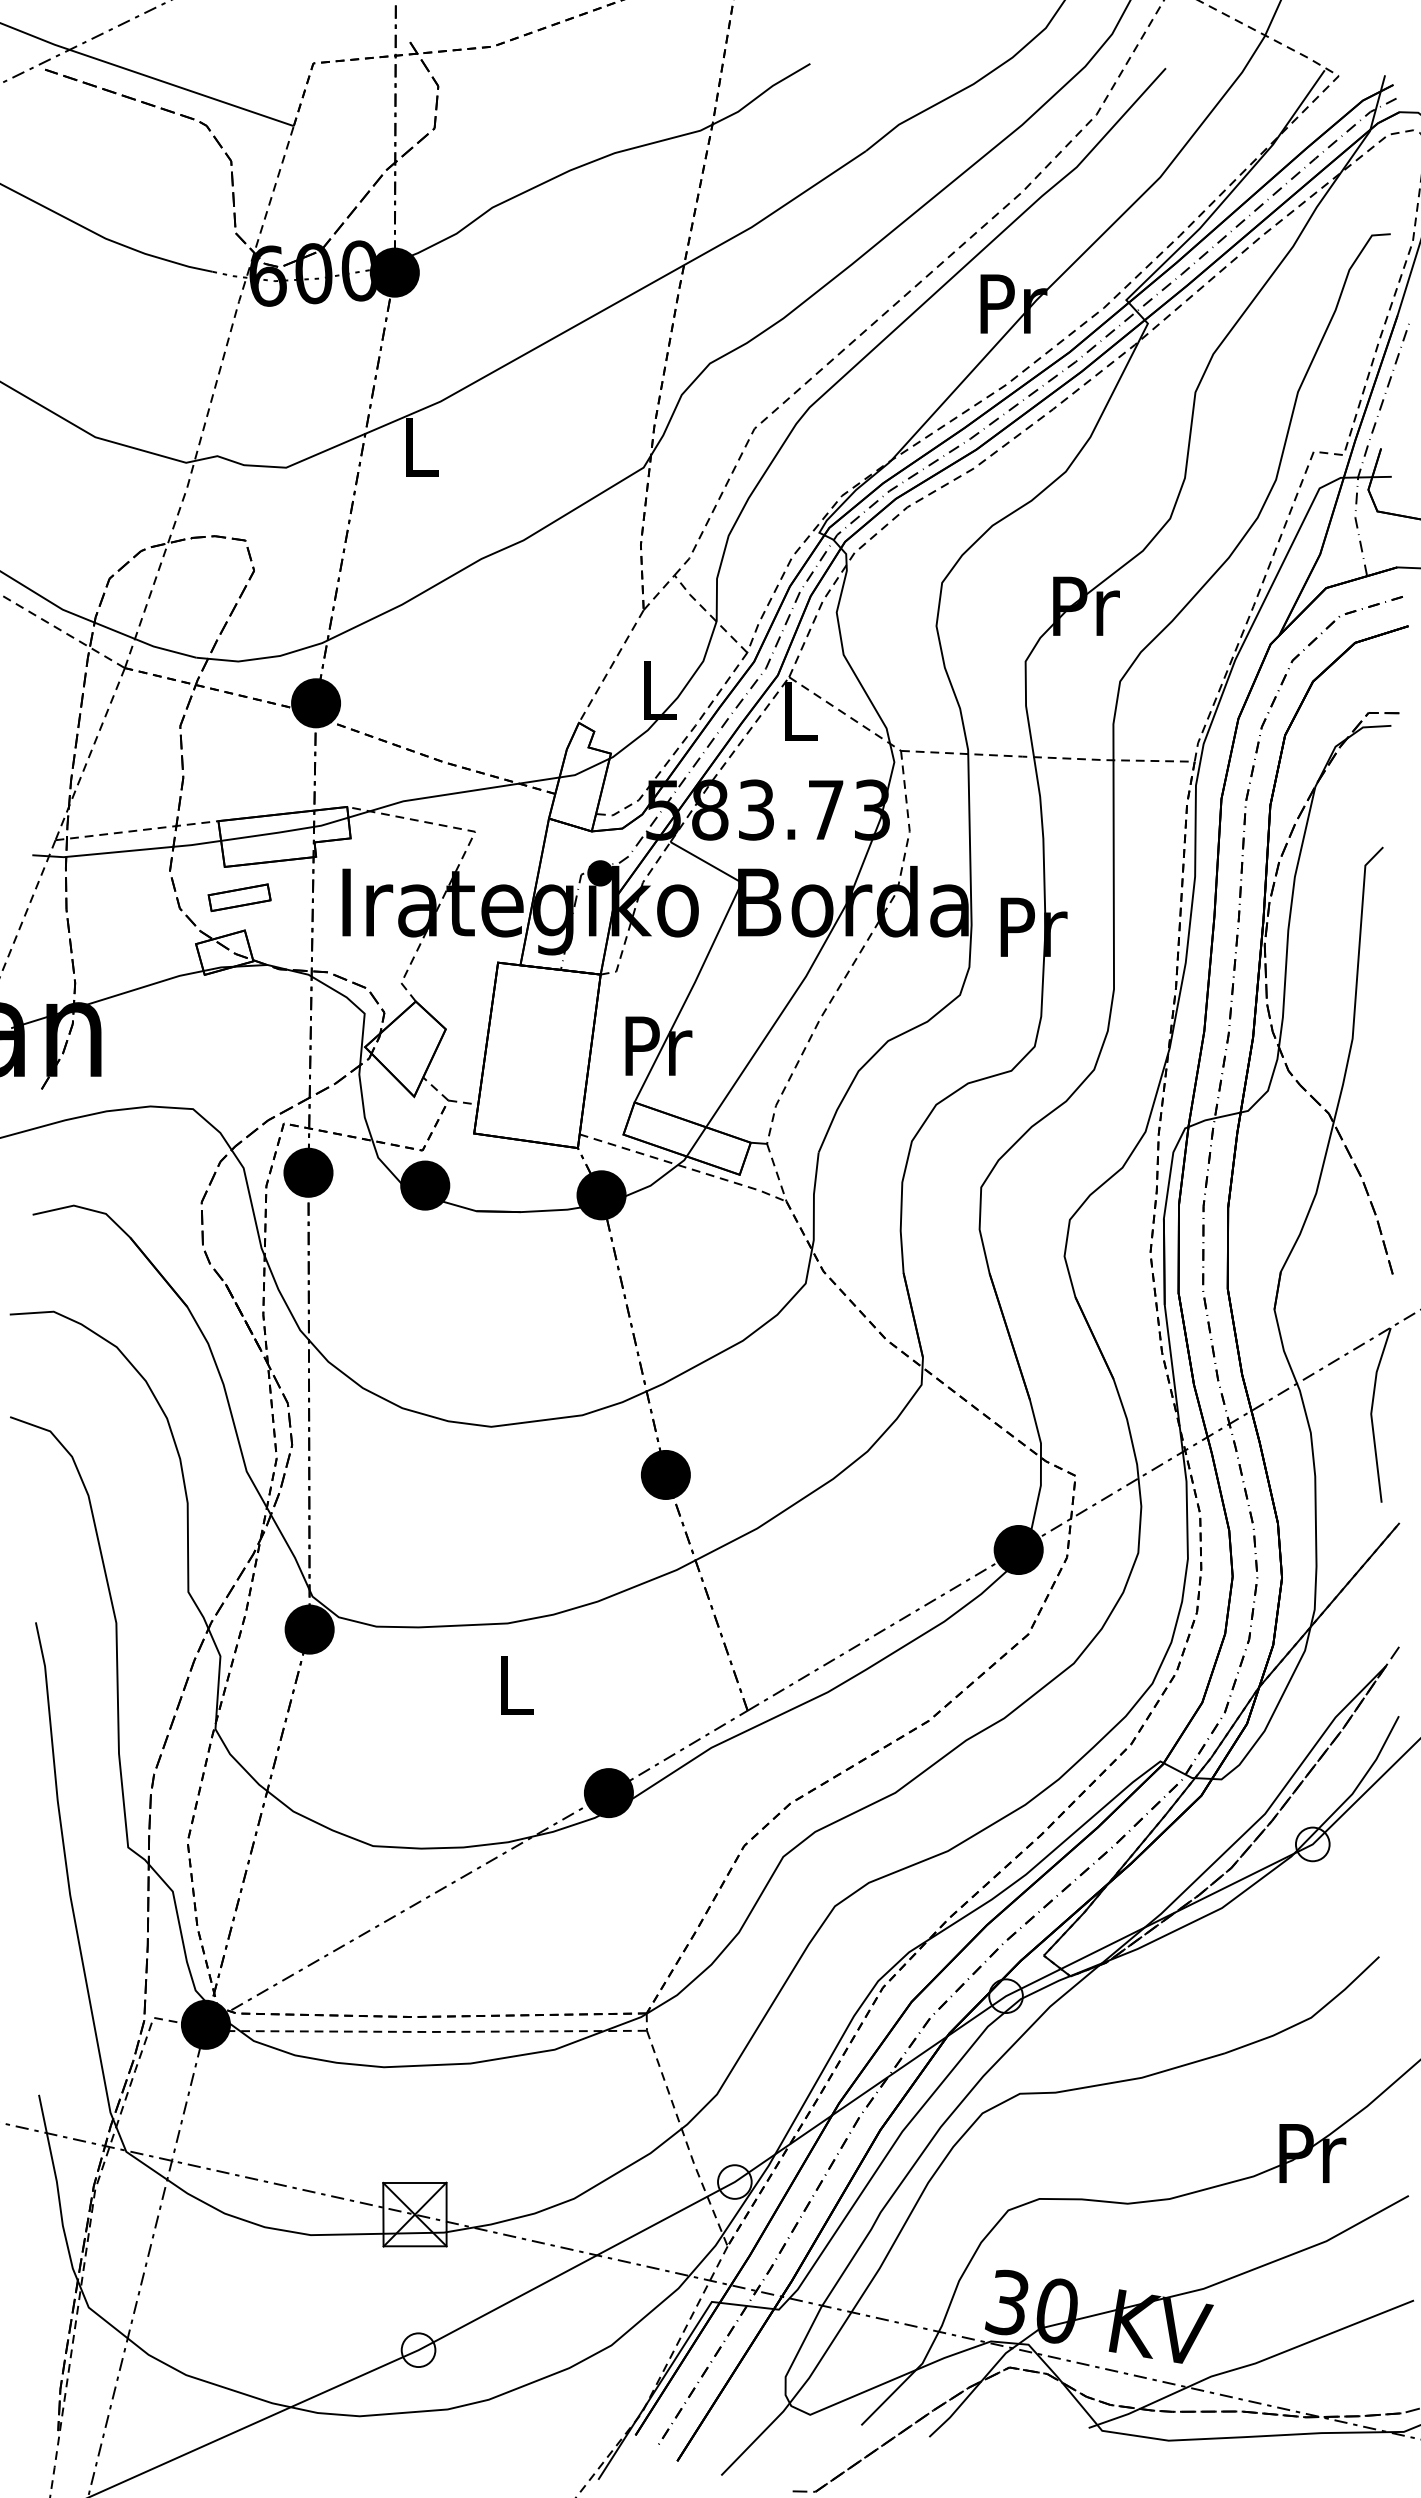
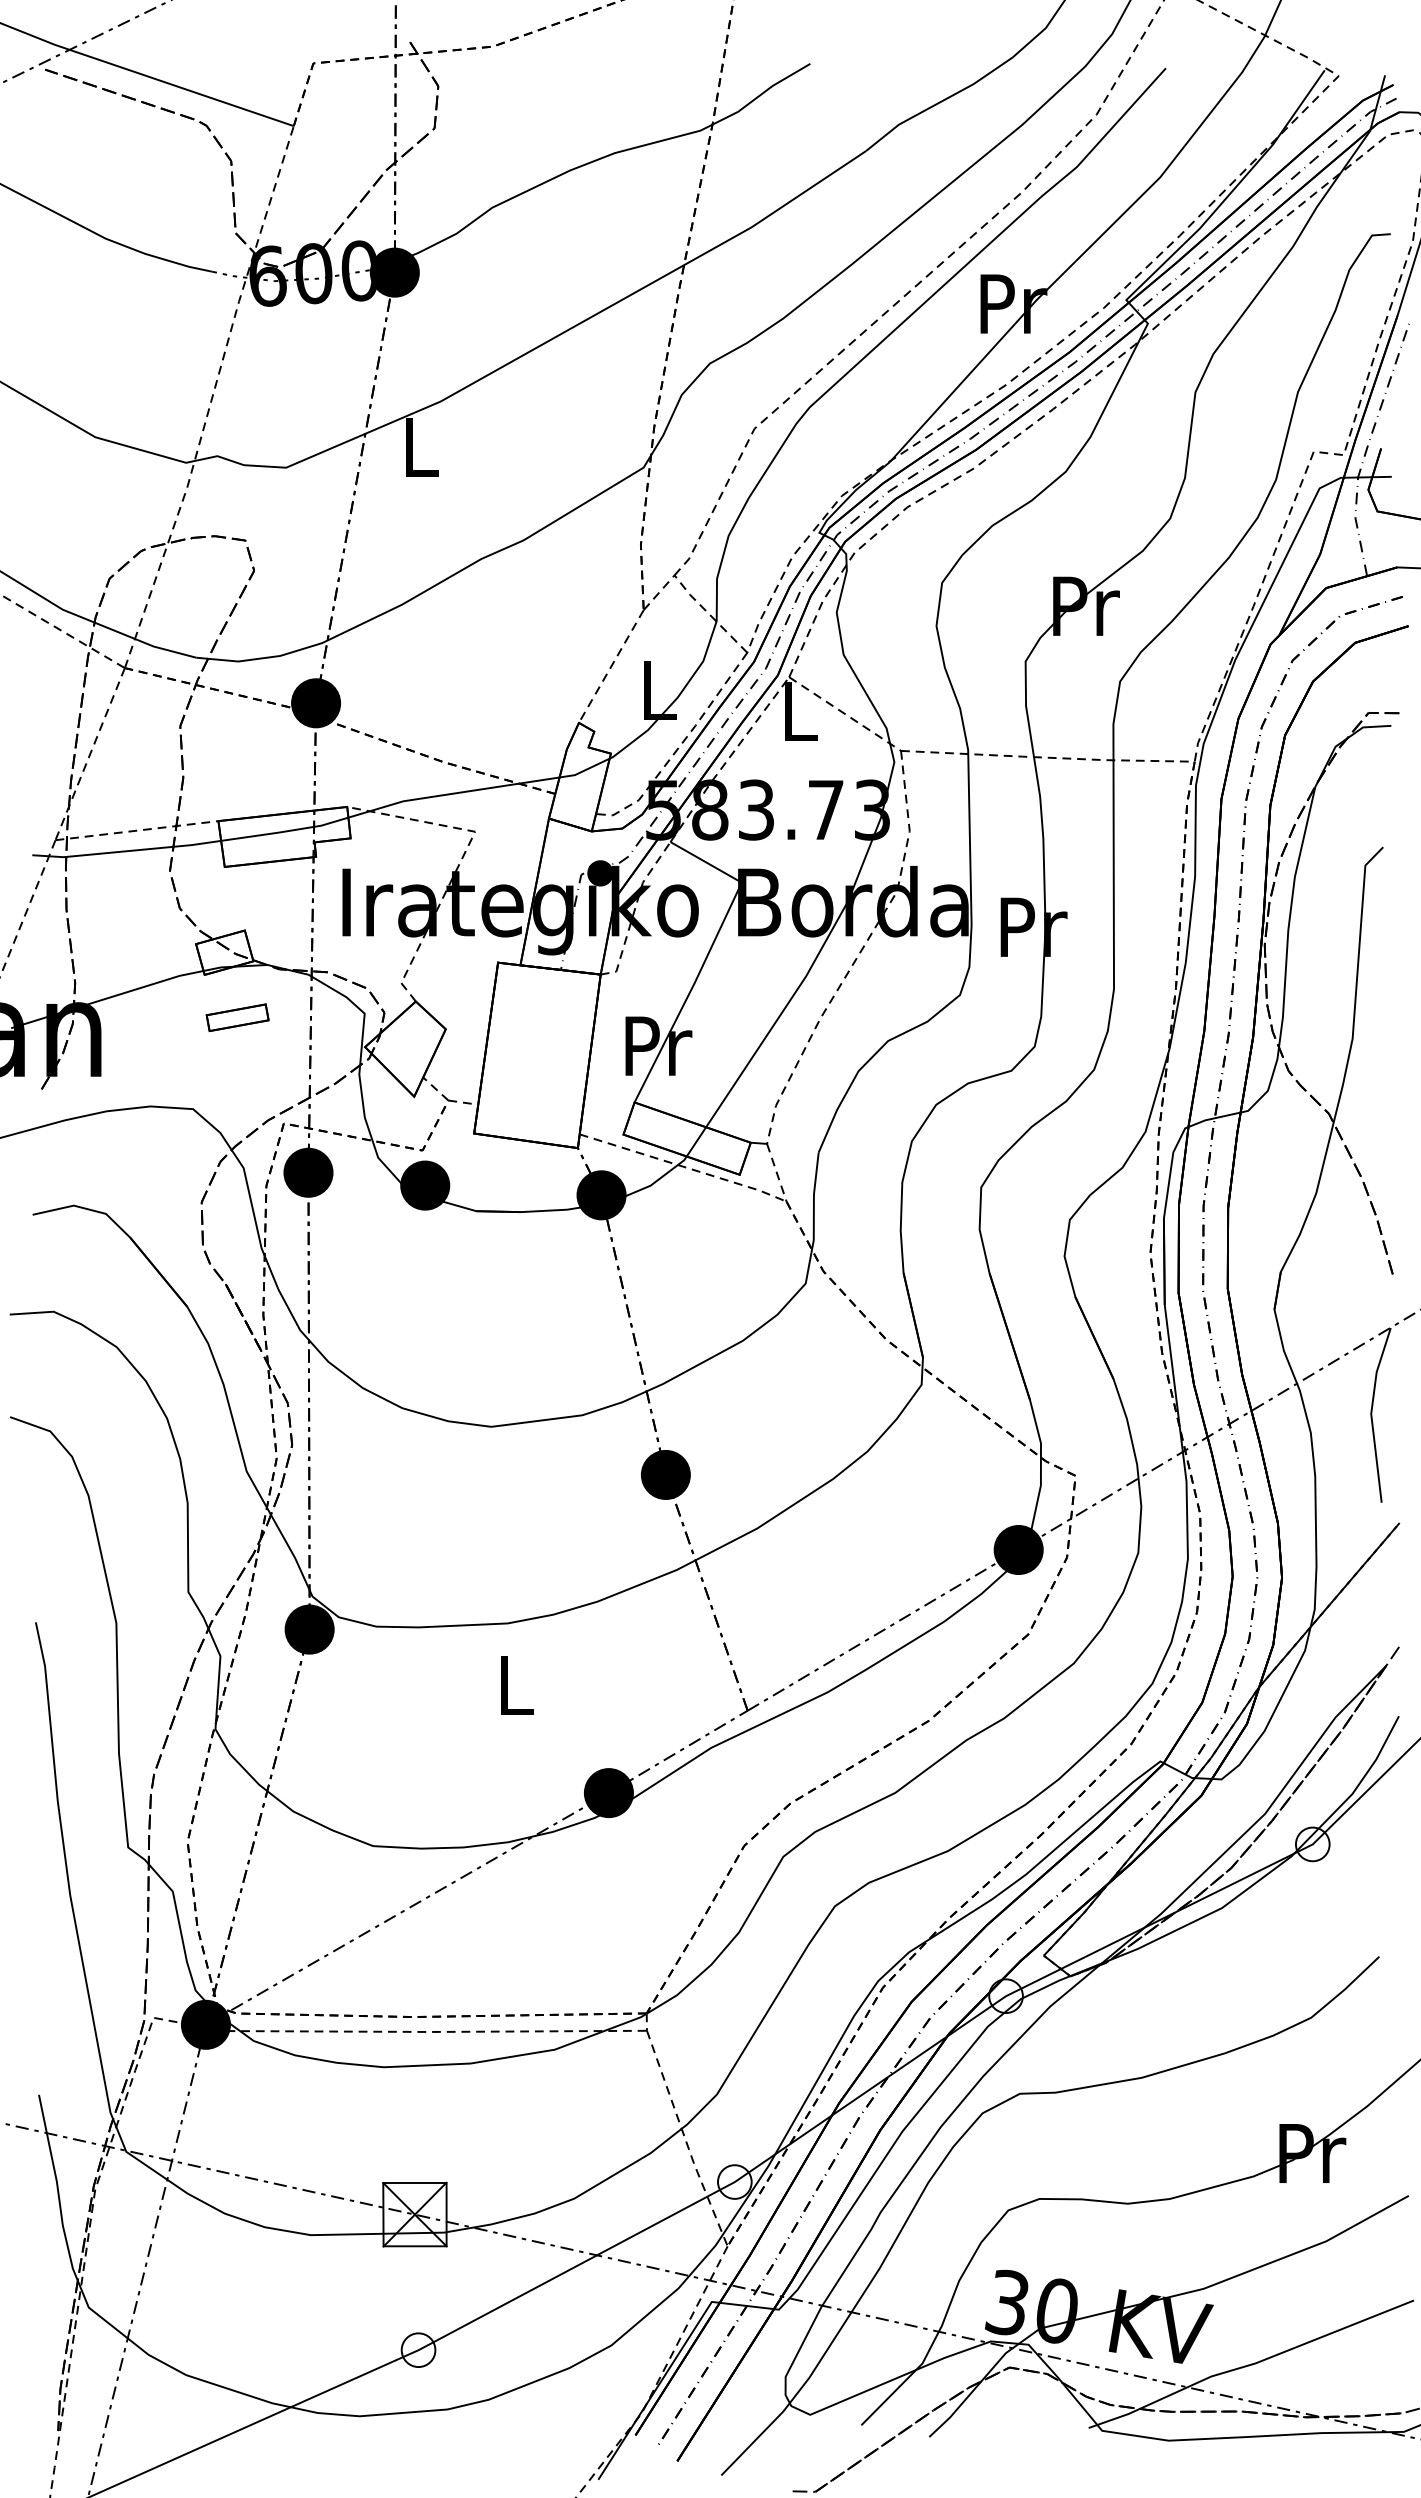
part position: (239, 897) -> (237, 1017) (237, 1017)
